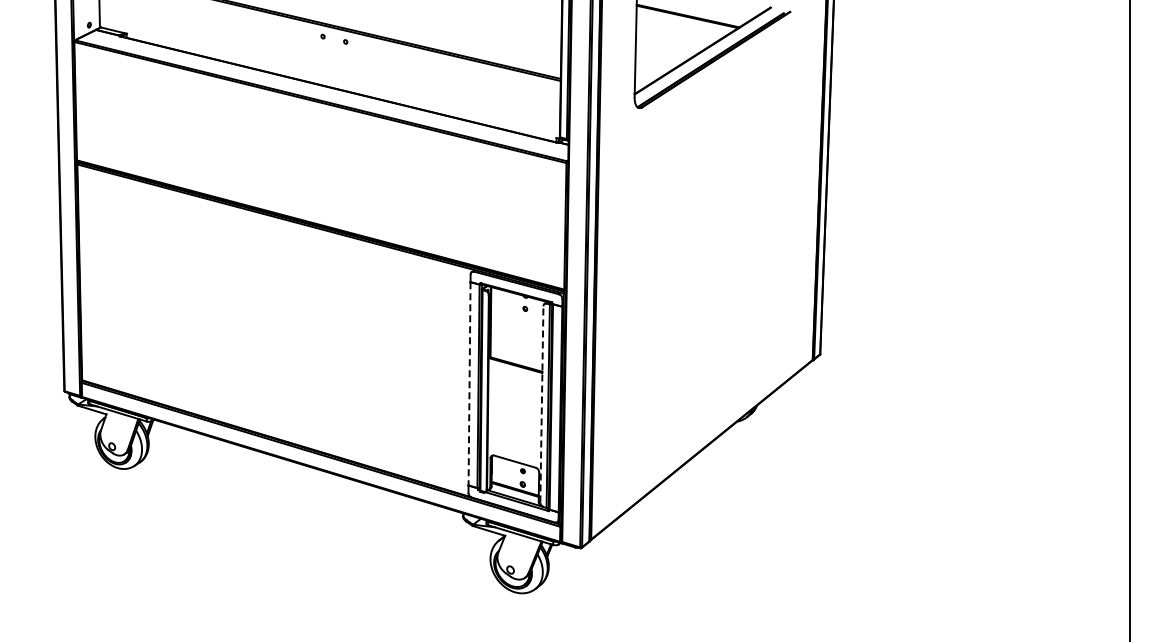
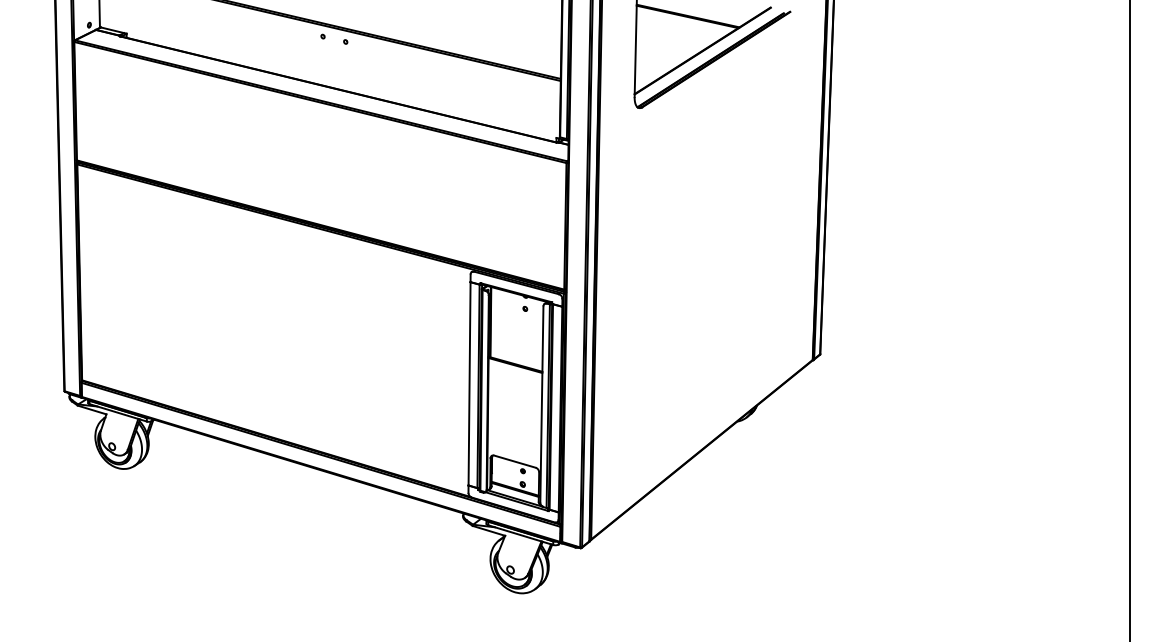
line: dashed -> solid (469, 383)
line: dashed -> solid (541, 403)
